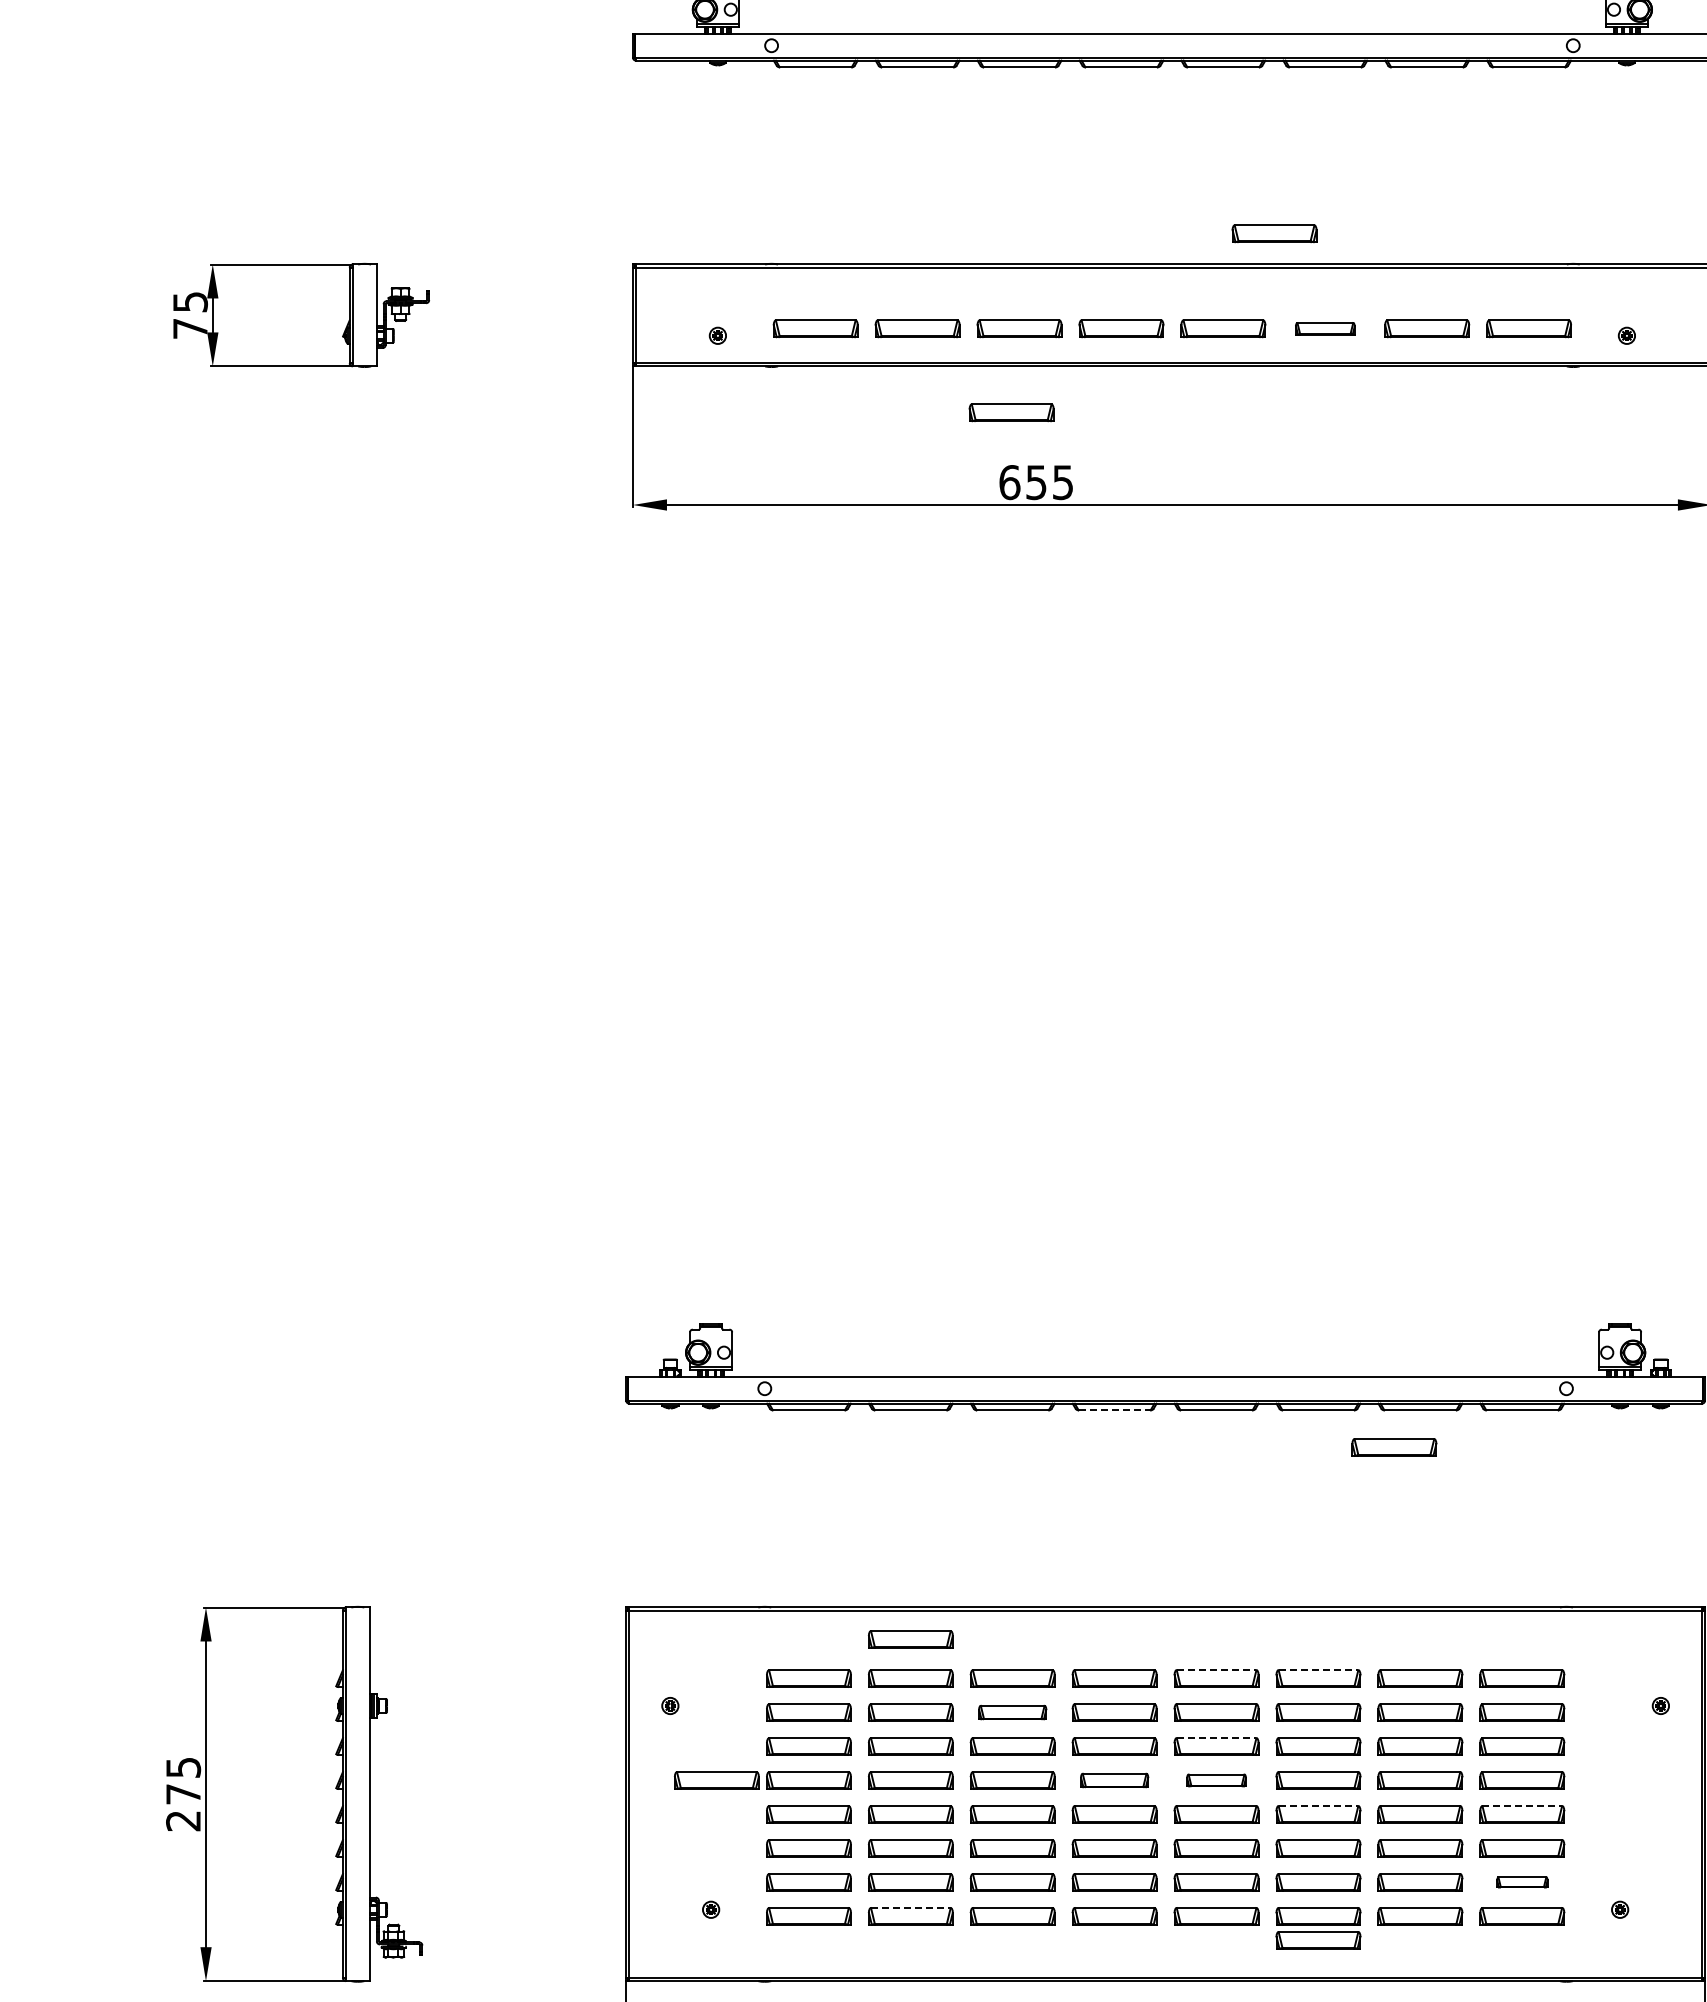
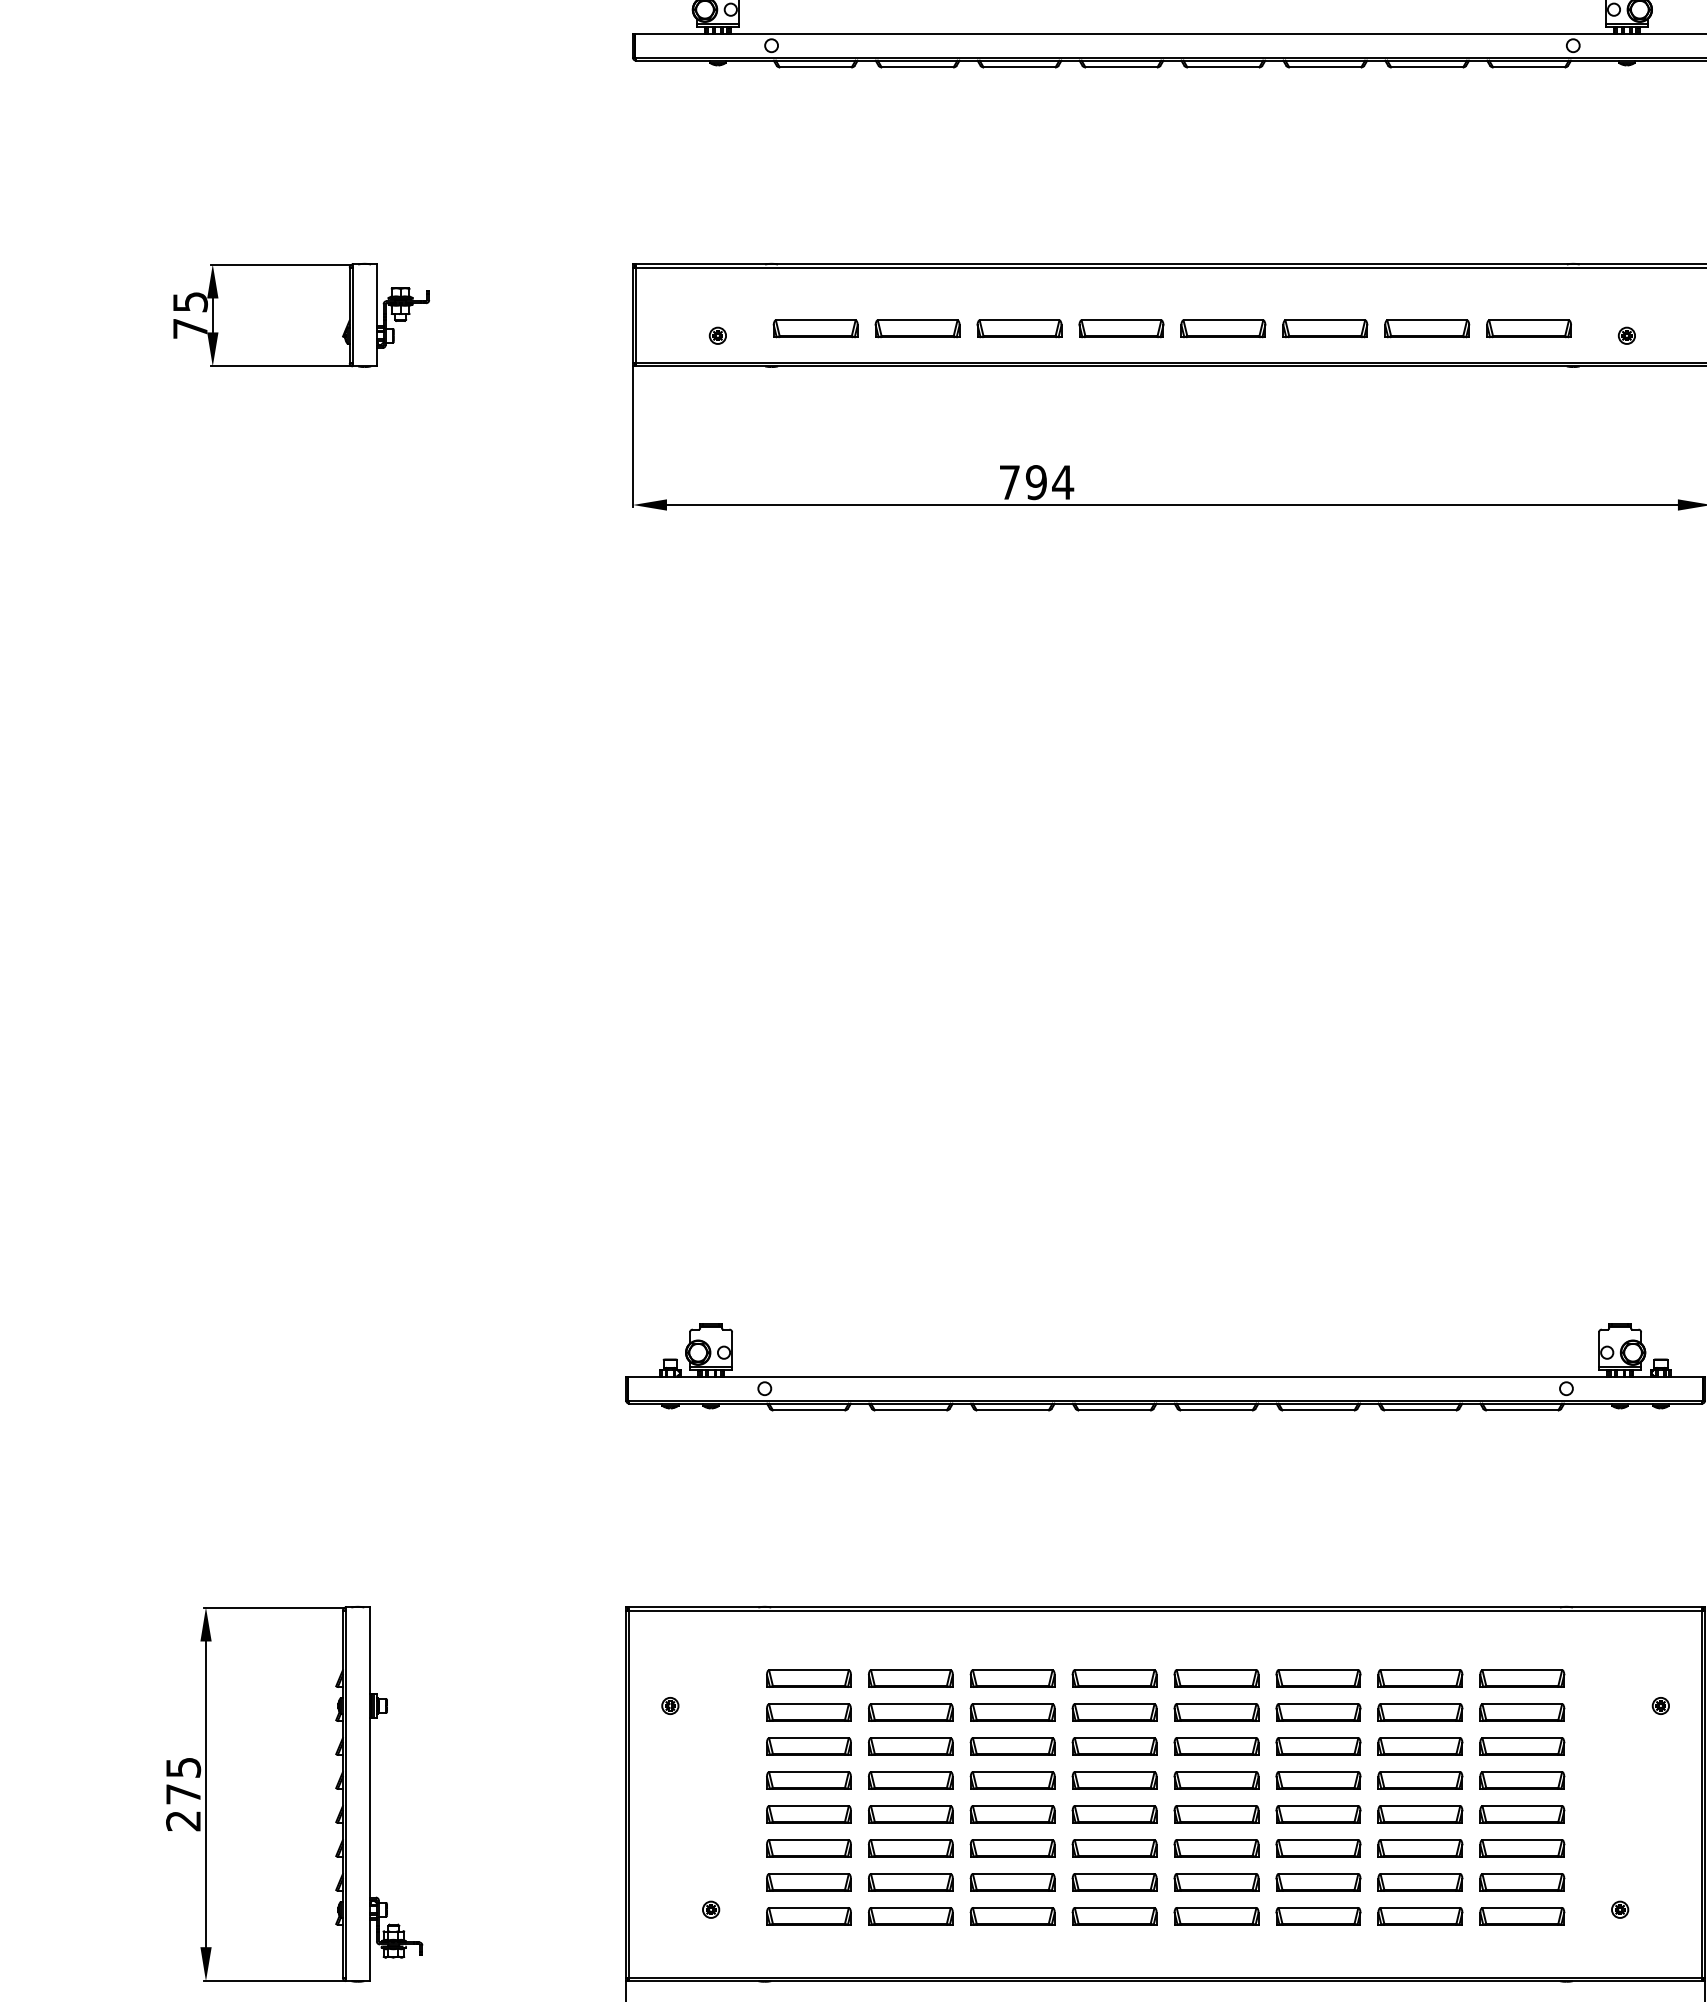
part: present -> none (1274, 233)
part size: 61x14 px -> 87x20 px (1325, 328)
part: present -> none (1011, 412)
text: 655 -> 794 (1036, 482)
line: dashed -> solid (1114, 1410)
part: present -> none (1394, 1447)
part: present -> none (910, 1639)
line: dashed -> solid (1216, 1670)
line: dashed -> solid (1318, 1670)
part size: 70x17 px -> 87x19 px (1012, 1712)
line: dashed -> solid (1216, 1738)
part: present -> none (716, 1780)
part size: 70x17 px -> 87x19 px (1114, 1780)
part size: 61x15 px -> 87x19 px (1216, 1780)
line: dashed -> solid (1318, 1806)
line: dashed -> solid (1522, 1806)
part size: 53x13 px -> 87x19 px (1522, 1882)
line: dashed -> solid (910, 1908)
part: present -> none (1318, 1940)
